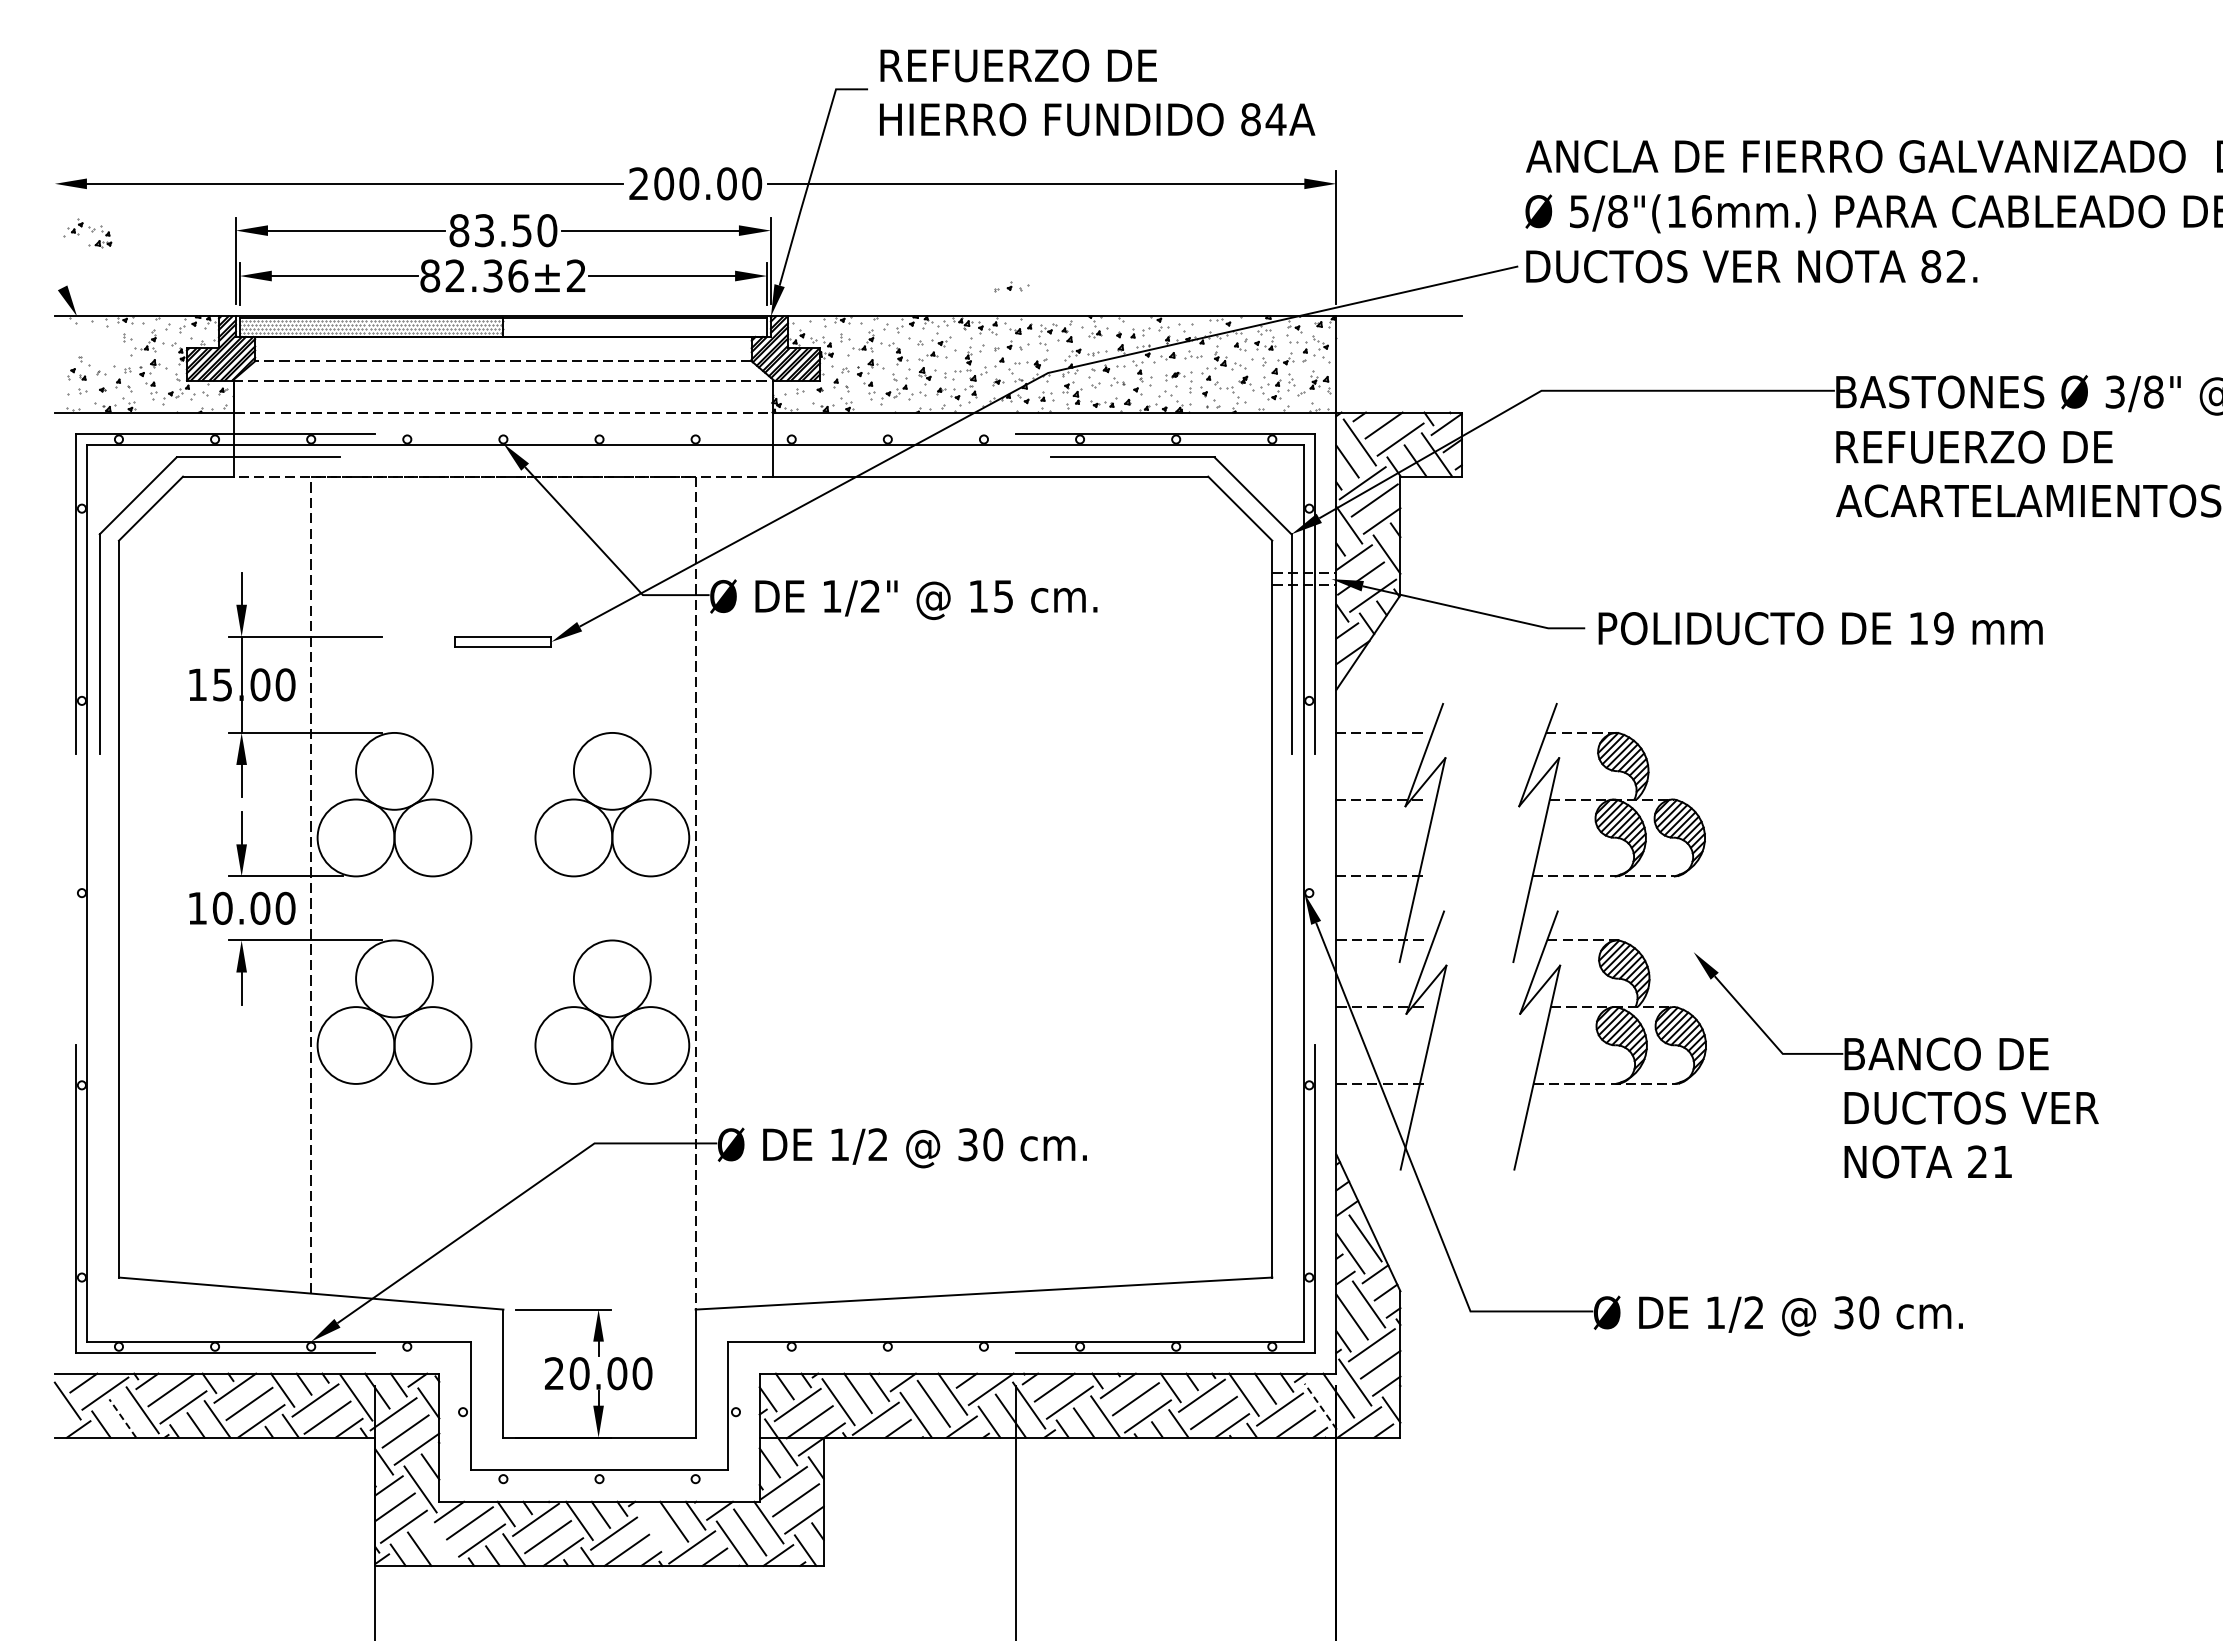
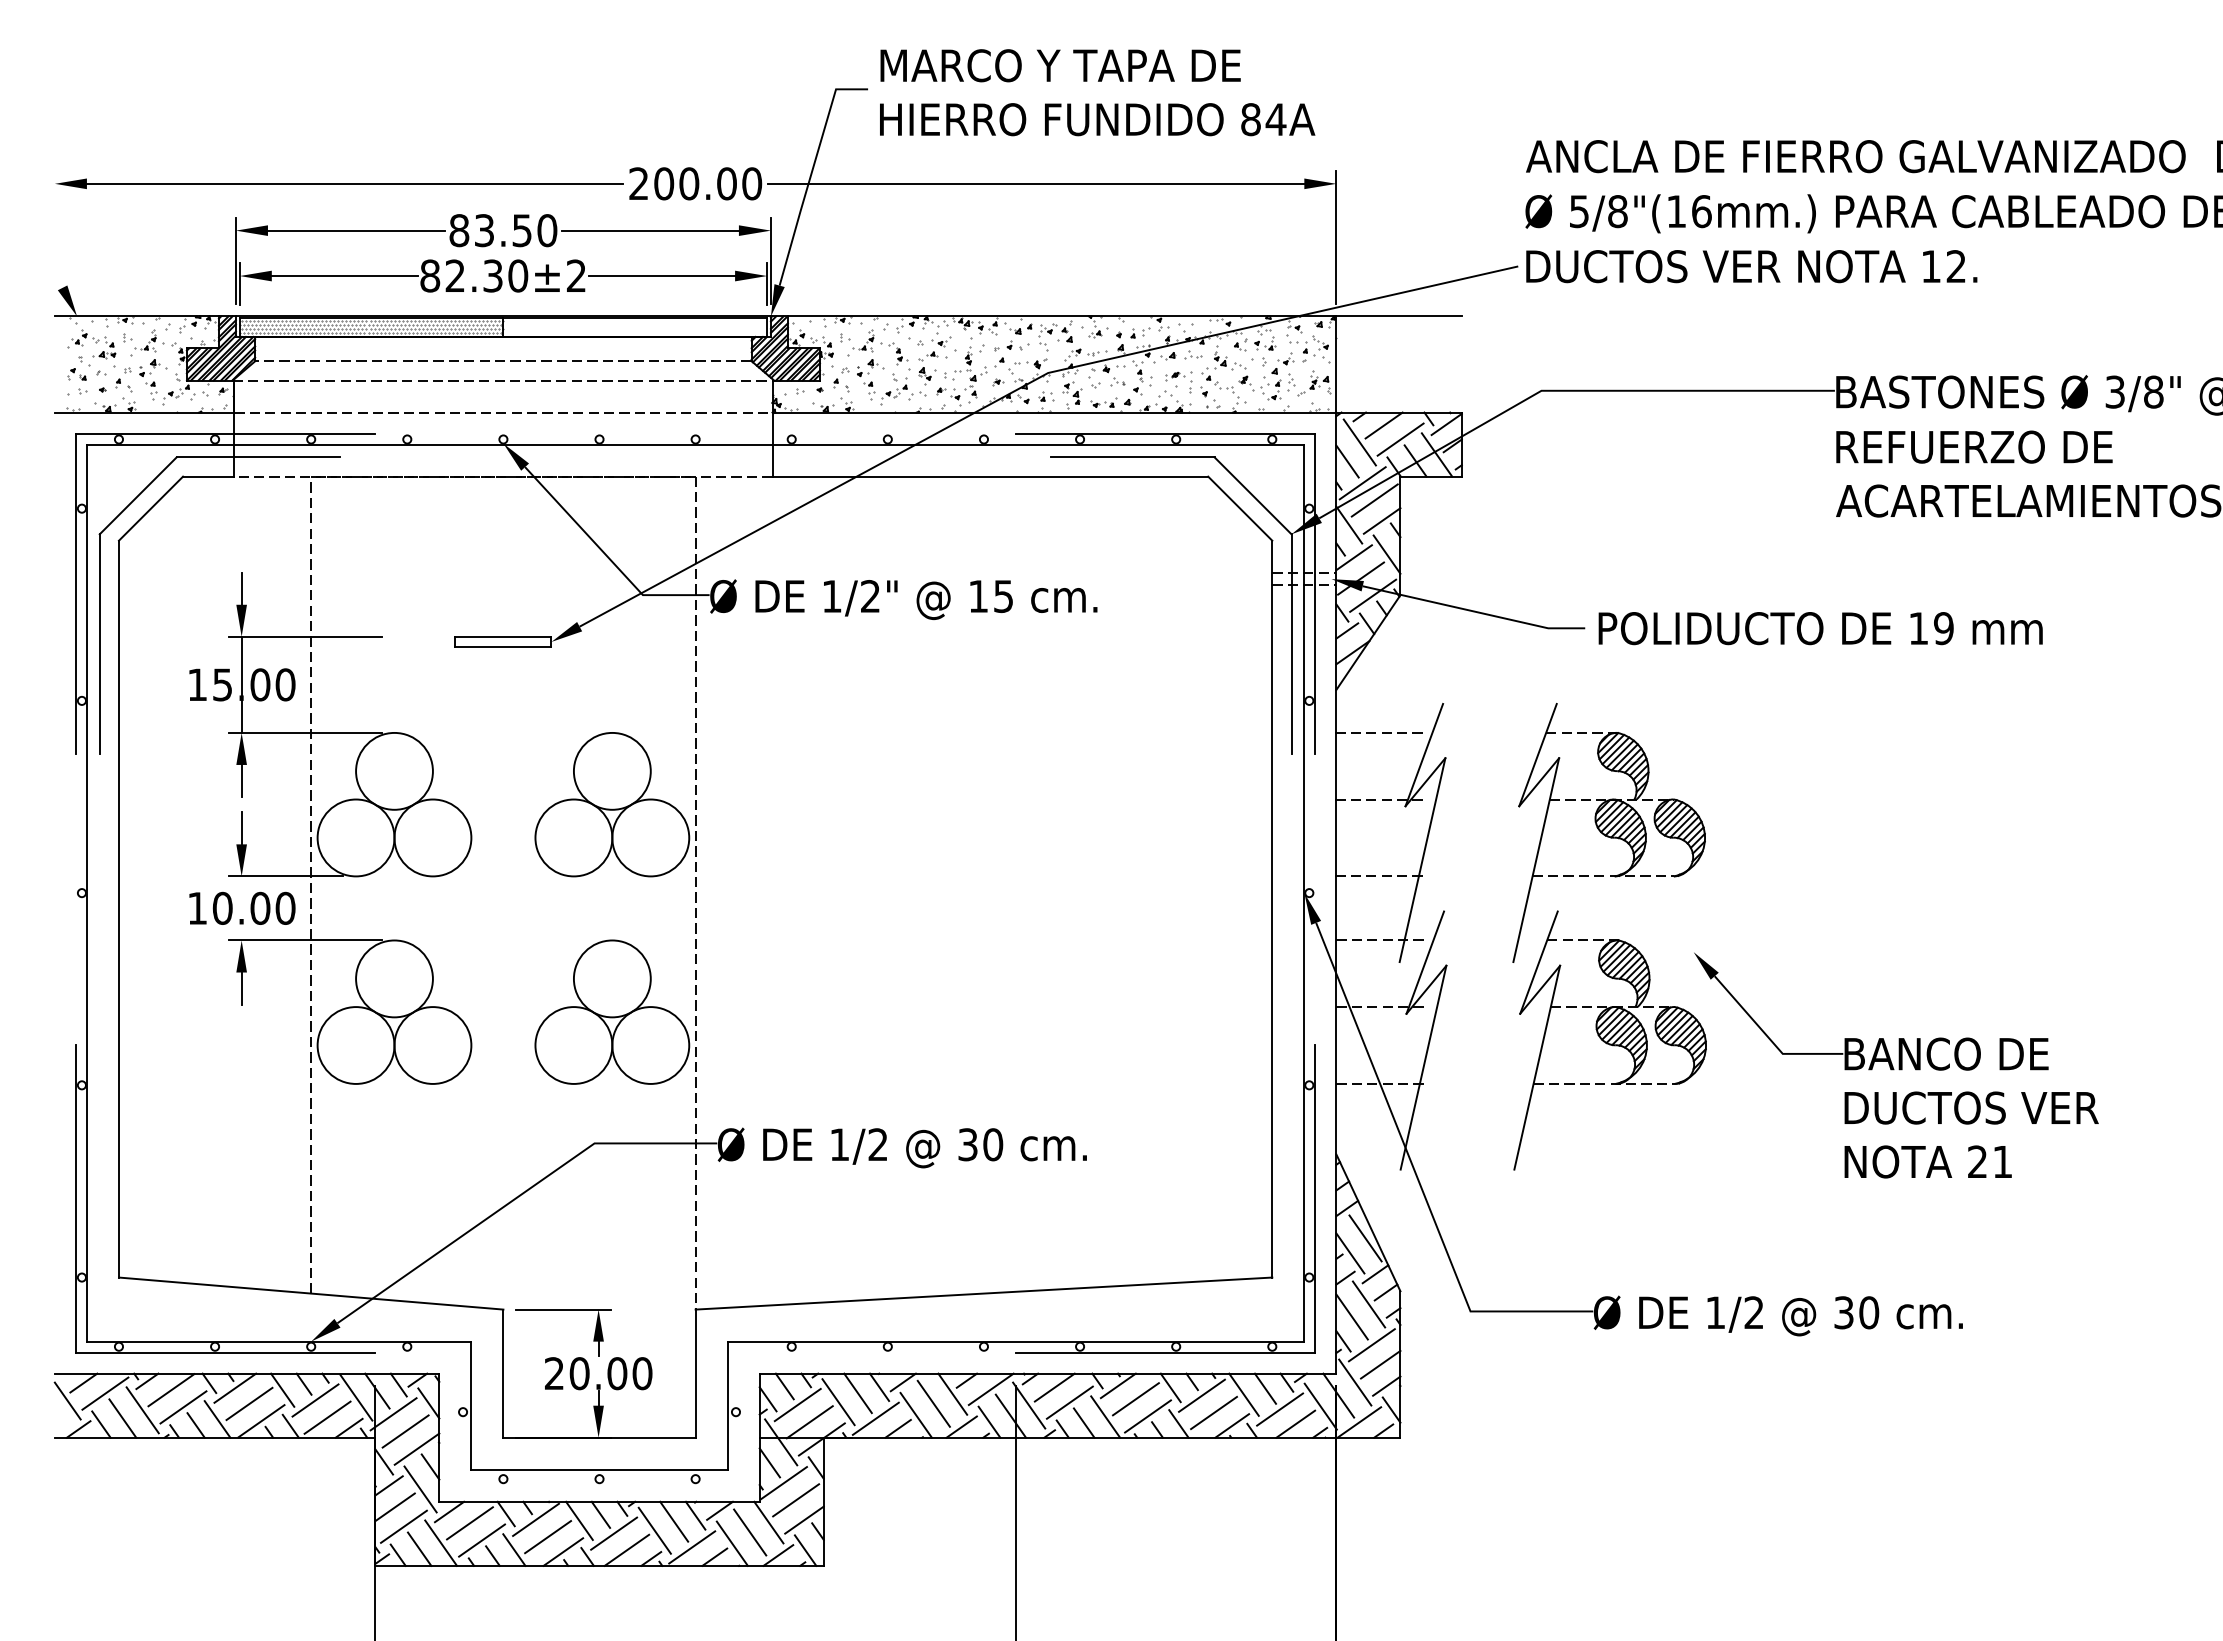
text: REFUERZO DE -> MARCO Y TAPA DE (1062, 65)
part position: (87, 233) -> (91, 344) (91, 344)
text: 82. -> 12. (1931, 266)
text: 82.36±2 -> 82.30±2 (518, 275)
part: present -> none (1011, 286)
line: dashed -> solid (1320, 1406)
line: dashed -> solid (122, 1418)
line: none -> present (654, 1530)
line: none -> present (441, 1542)
